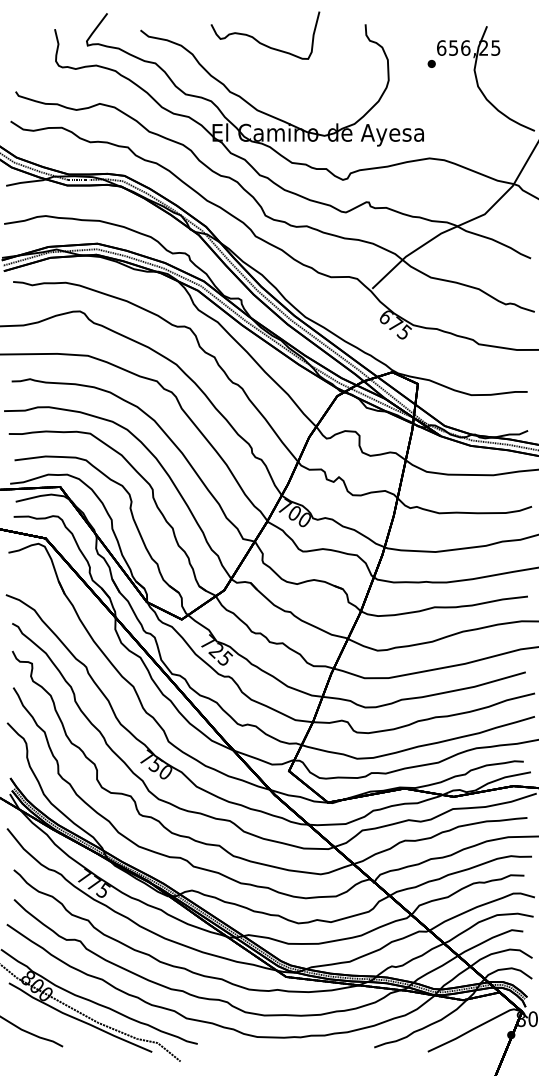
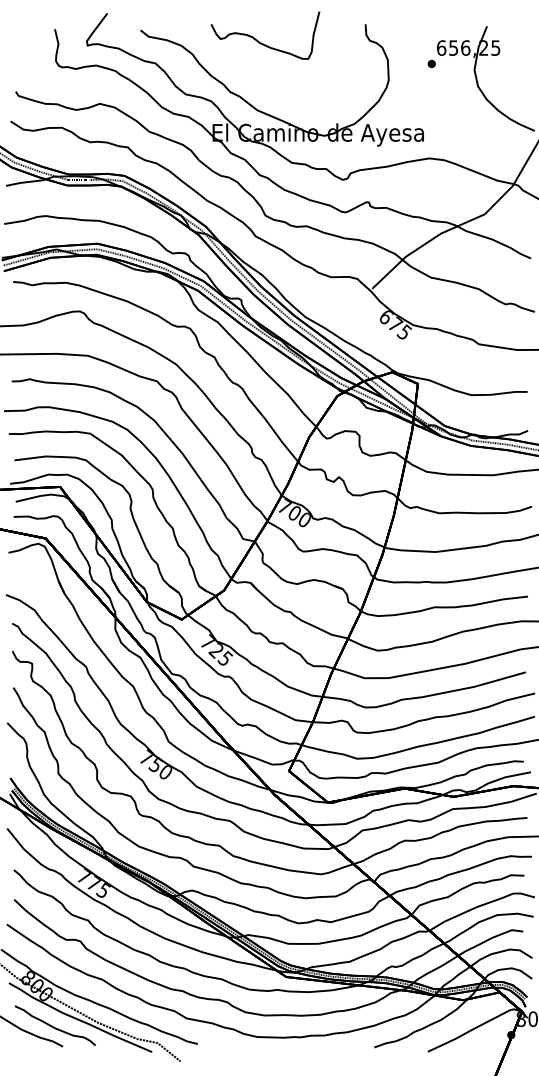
curve: none -> present (54, 1026)
